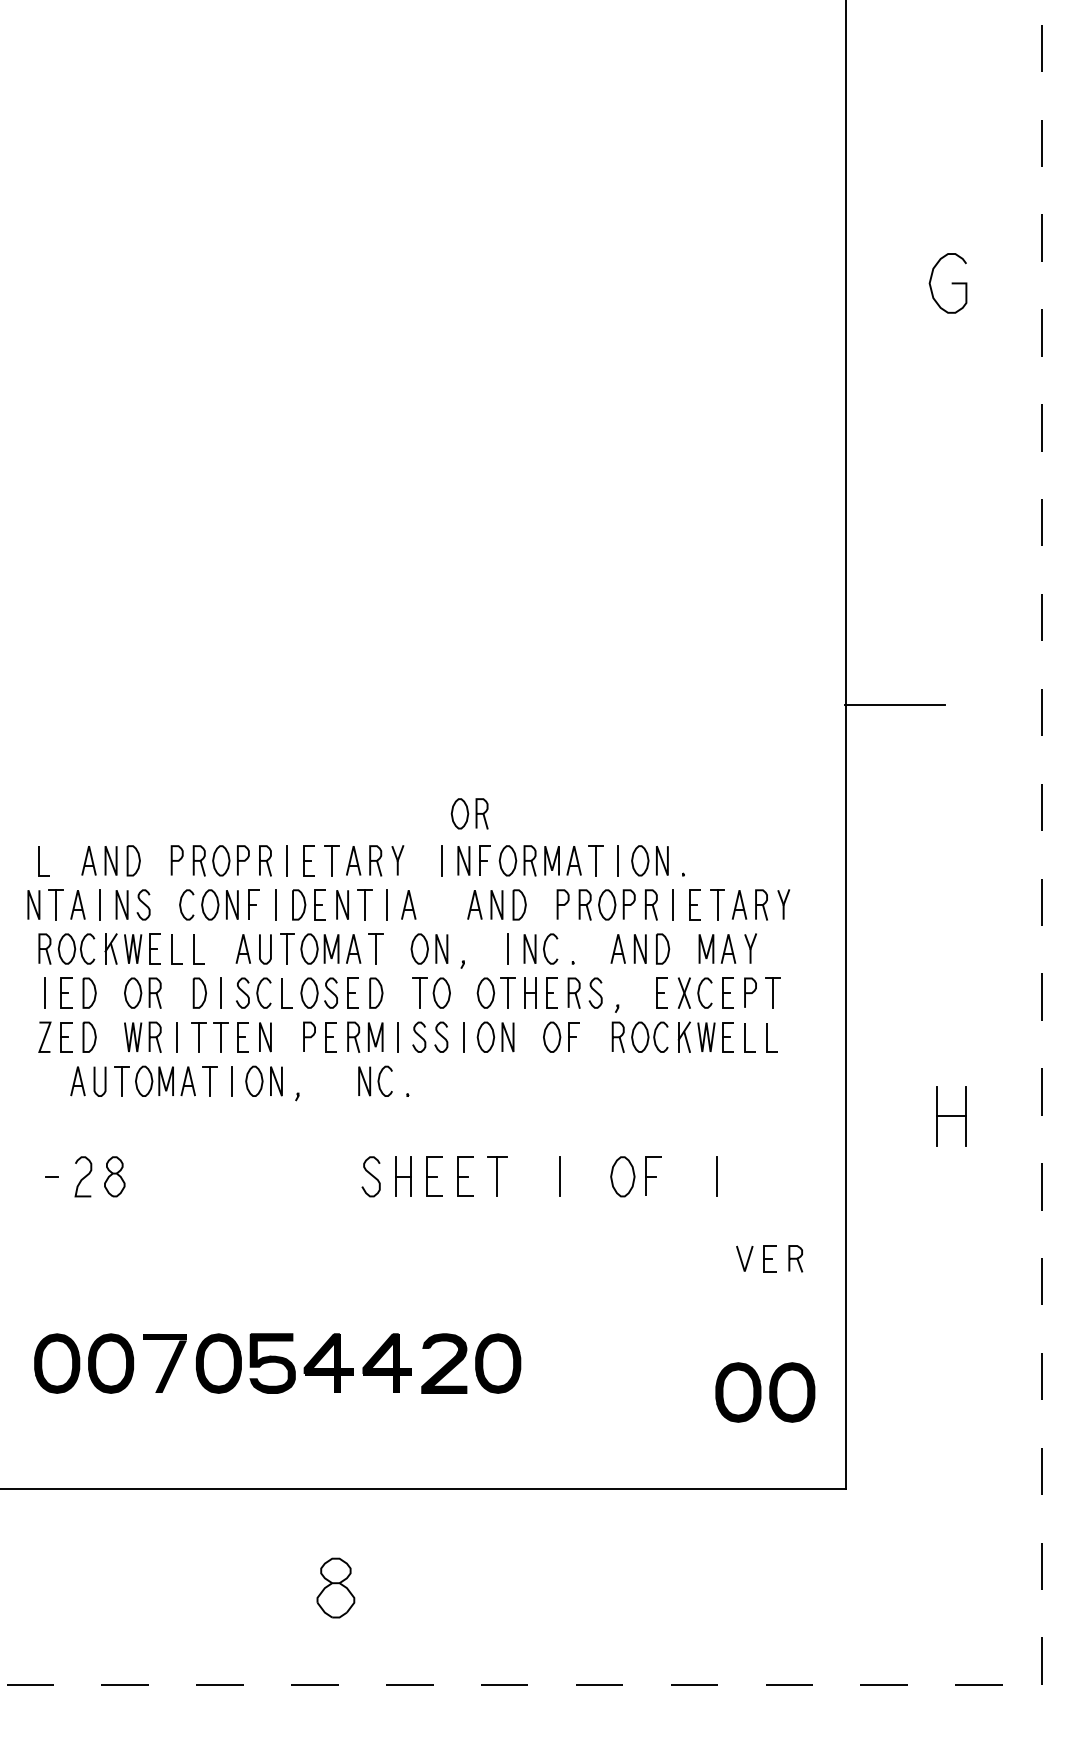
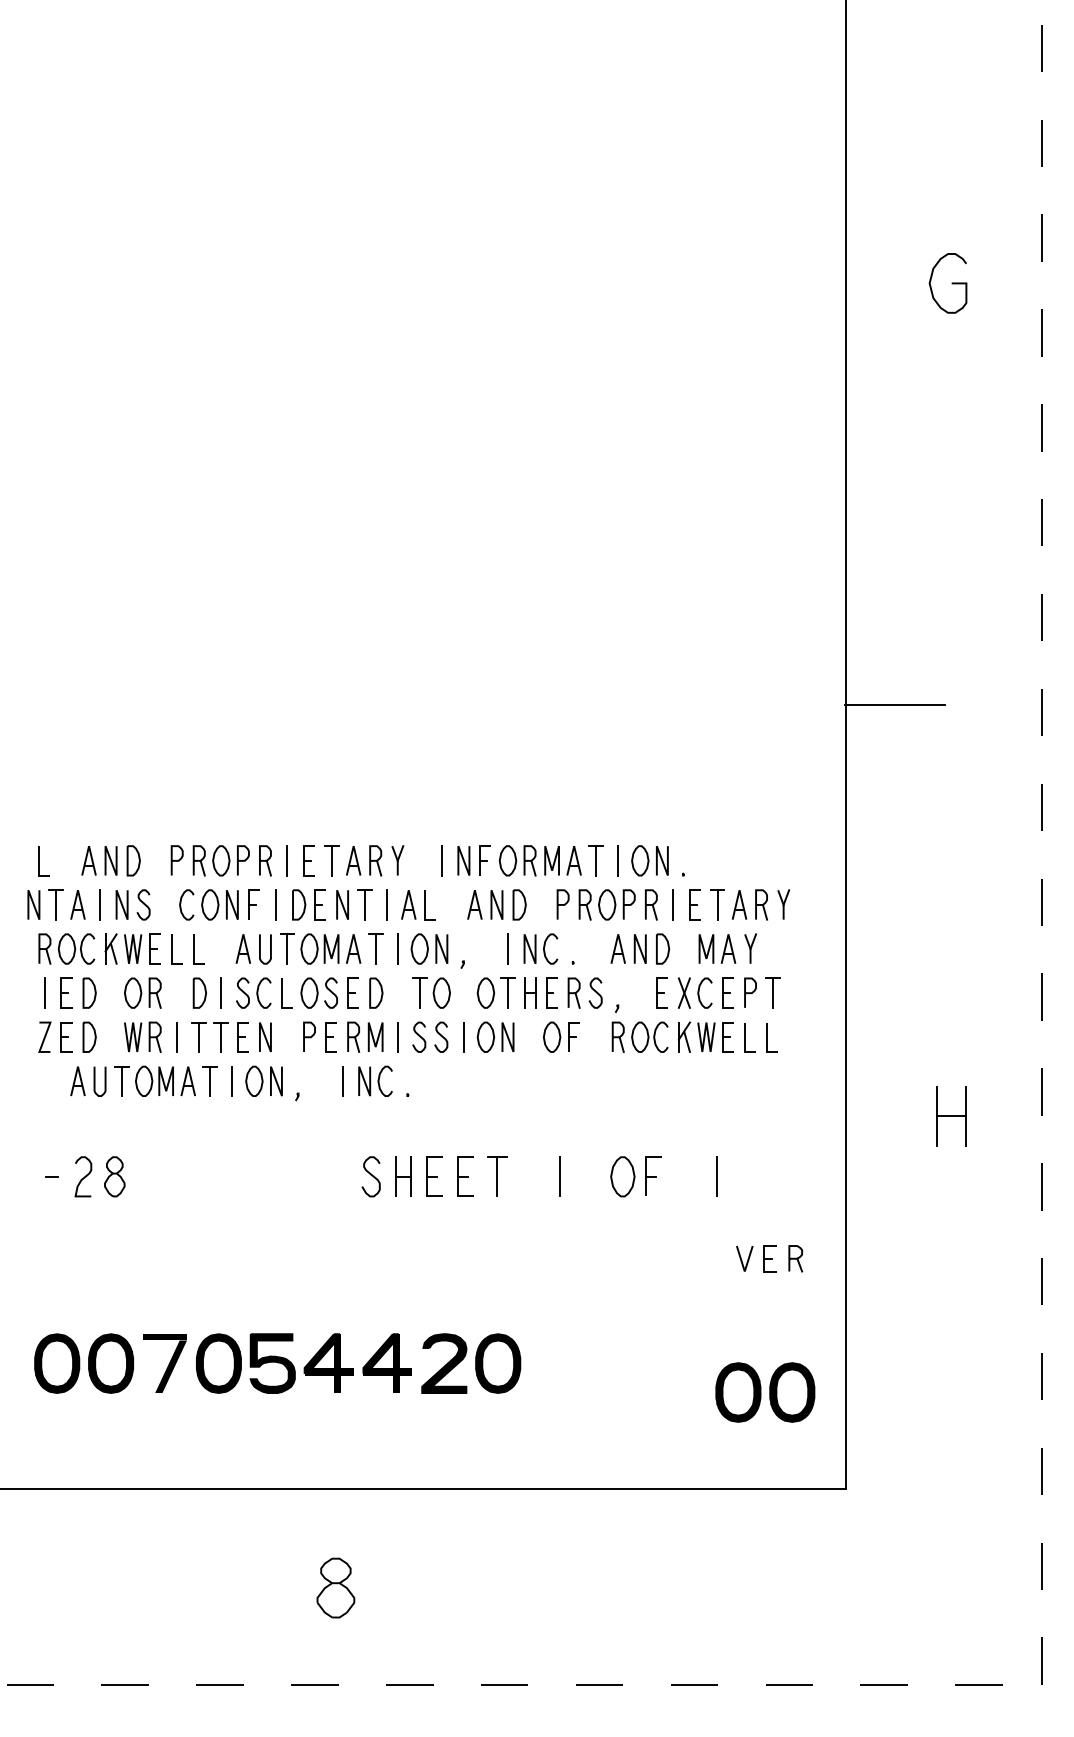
part: present -> none (469, 813)
line: none -> present (425, 905)
line: none -> present (397, 948)
line: none -> present (342, 1081)
